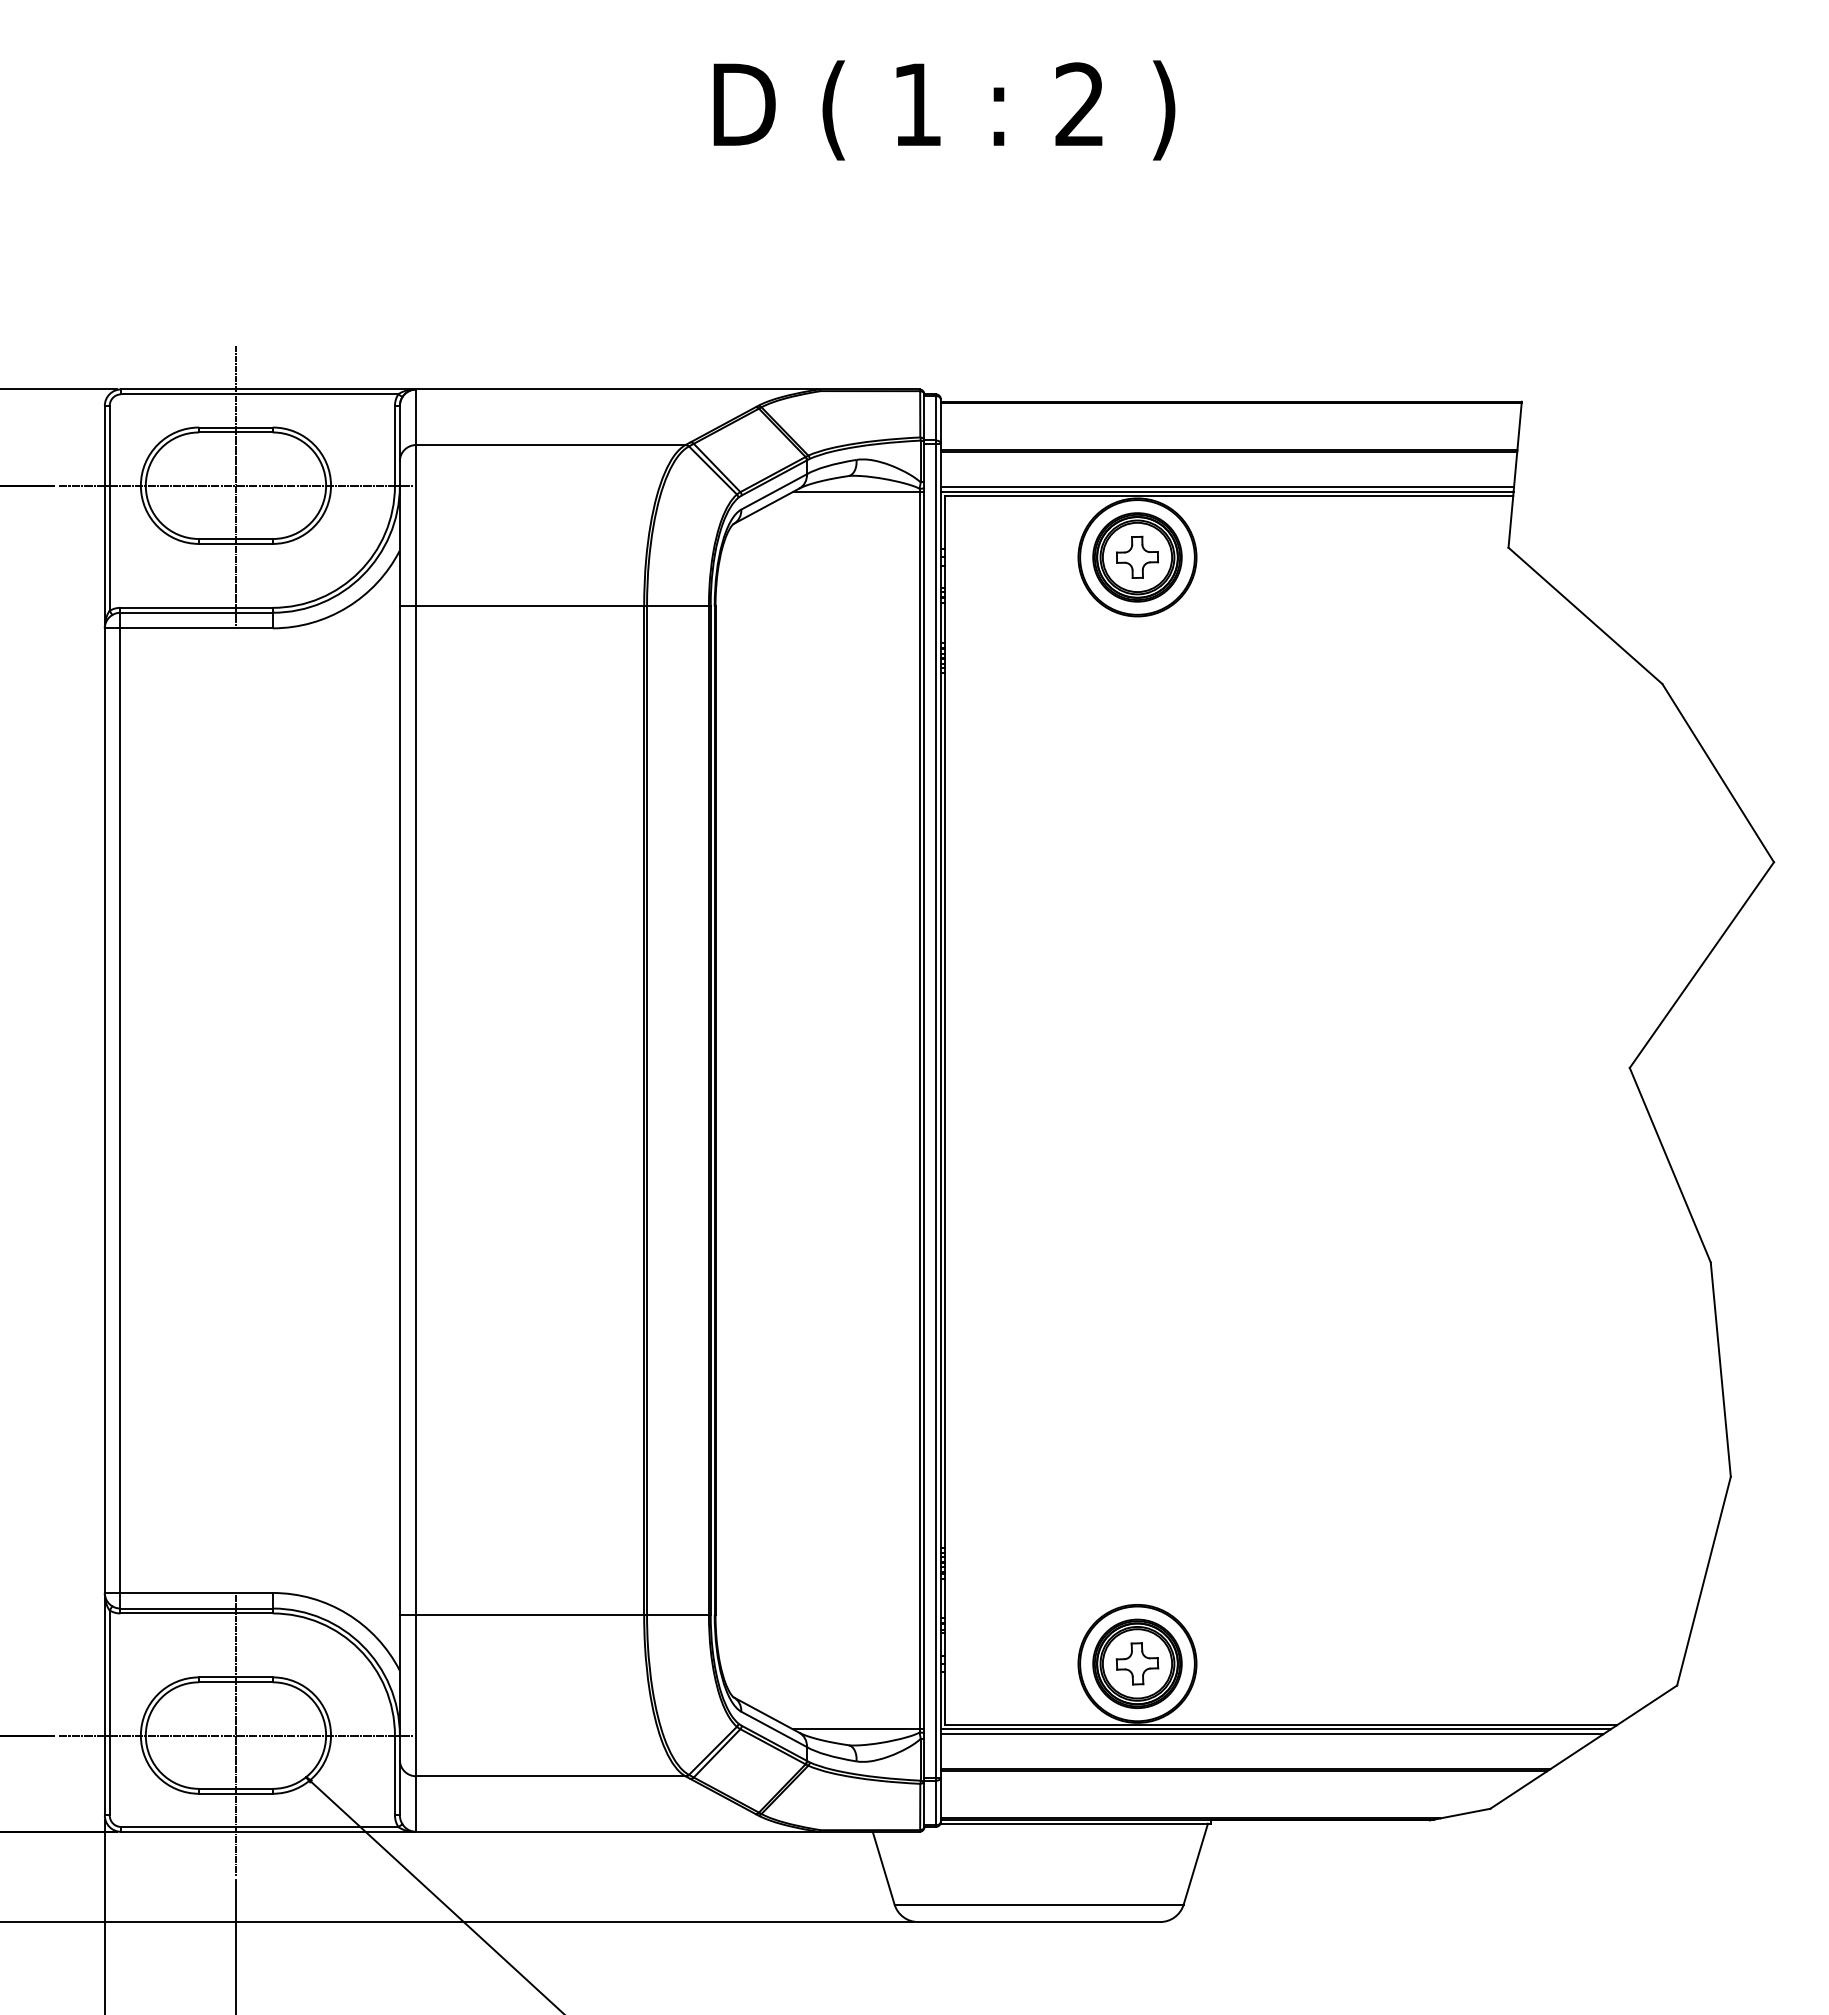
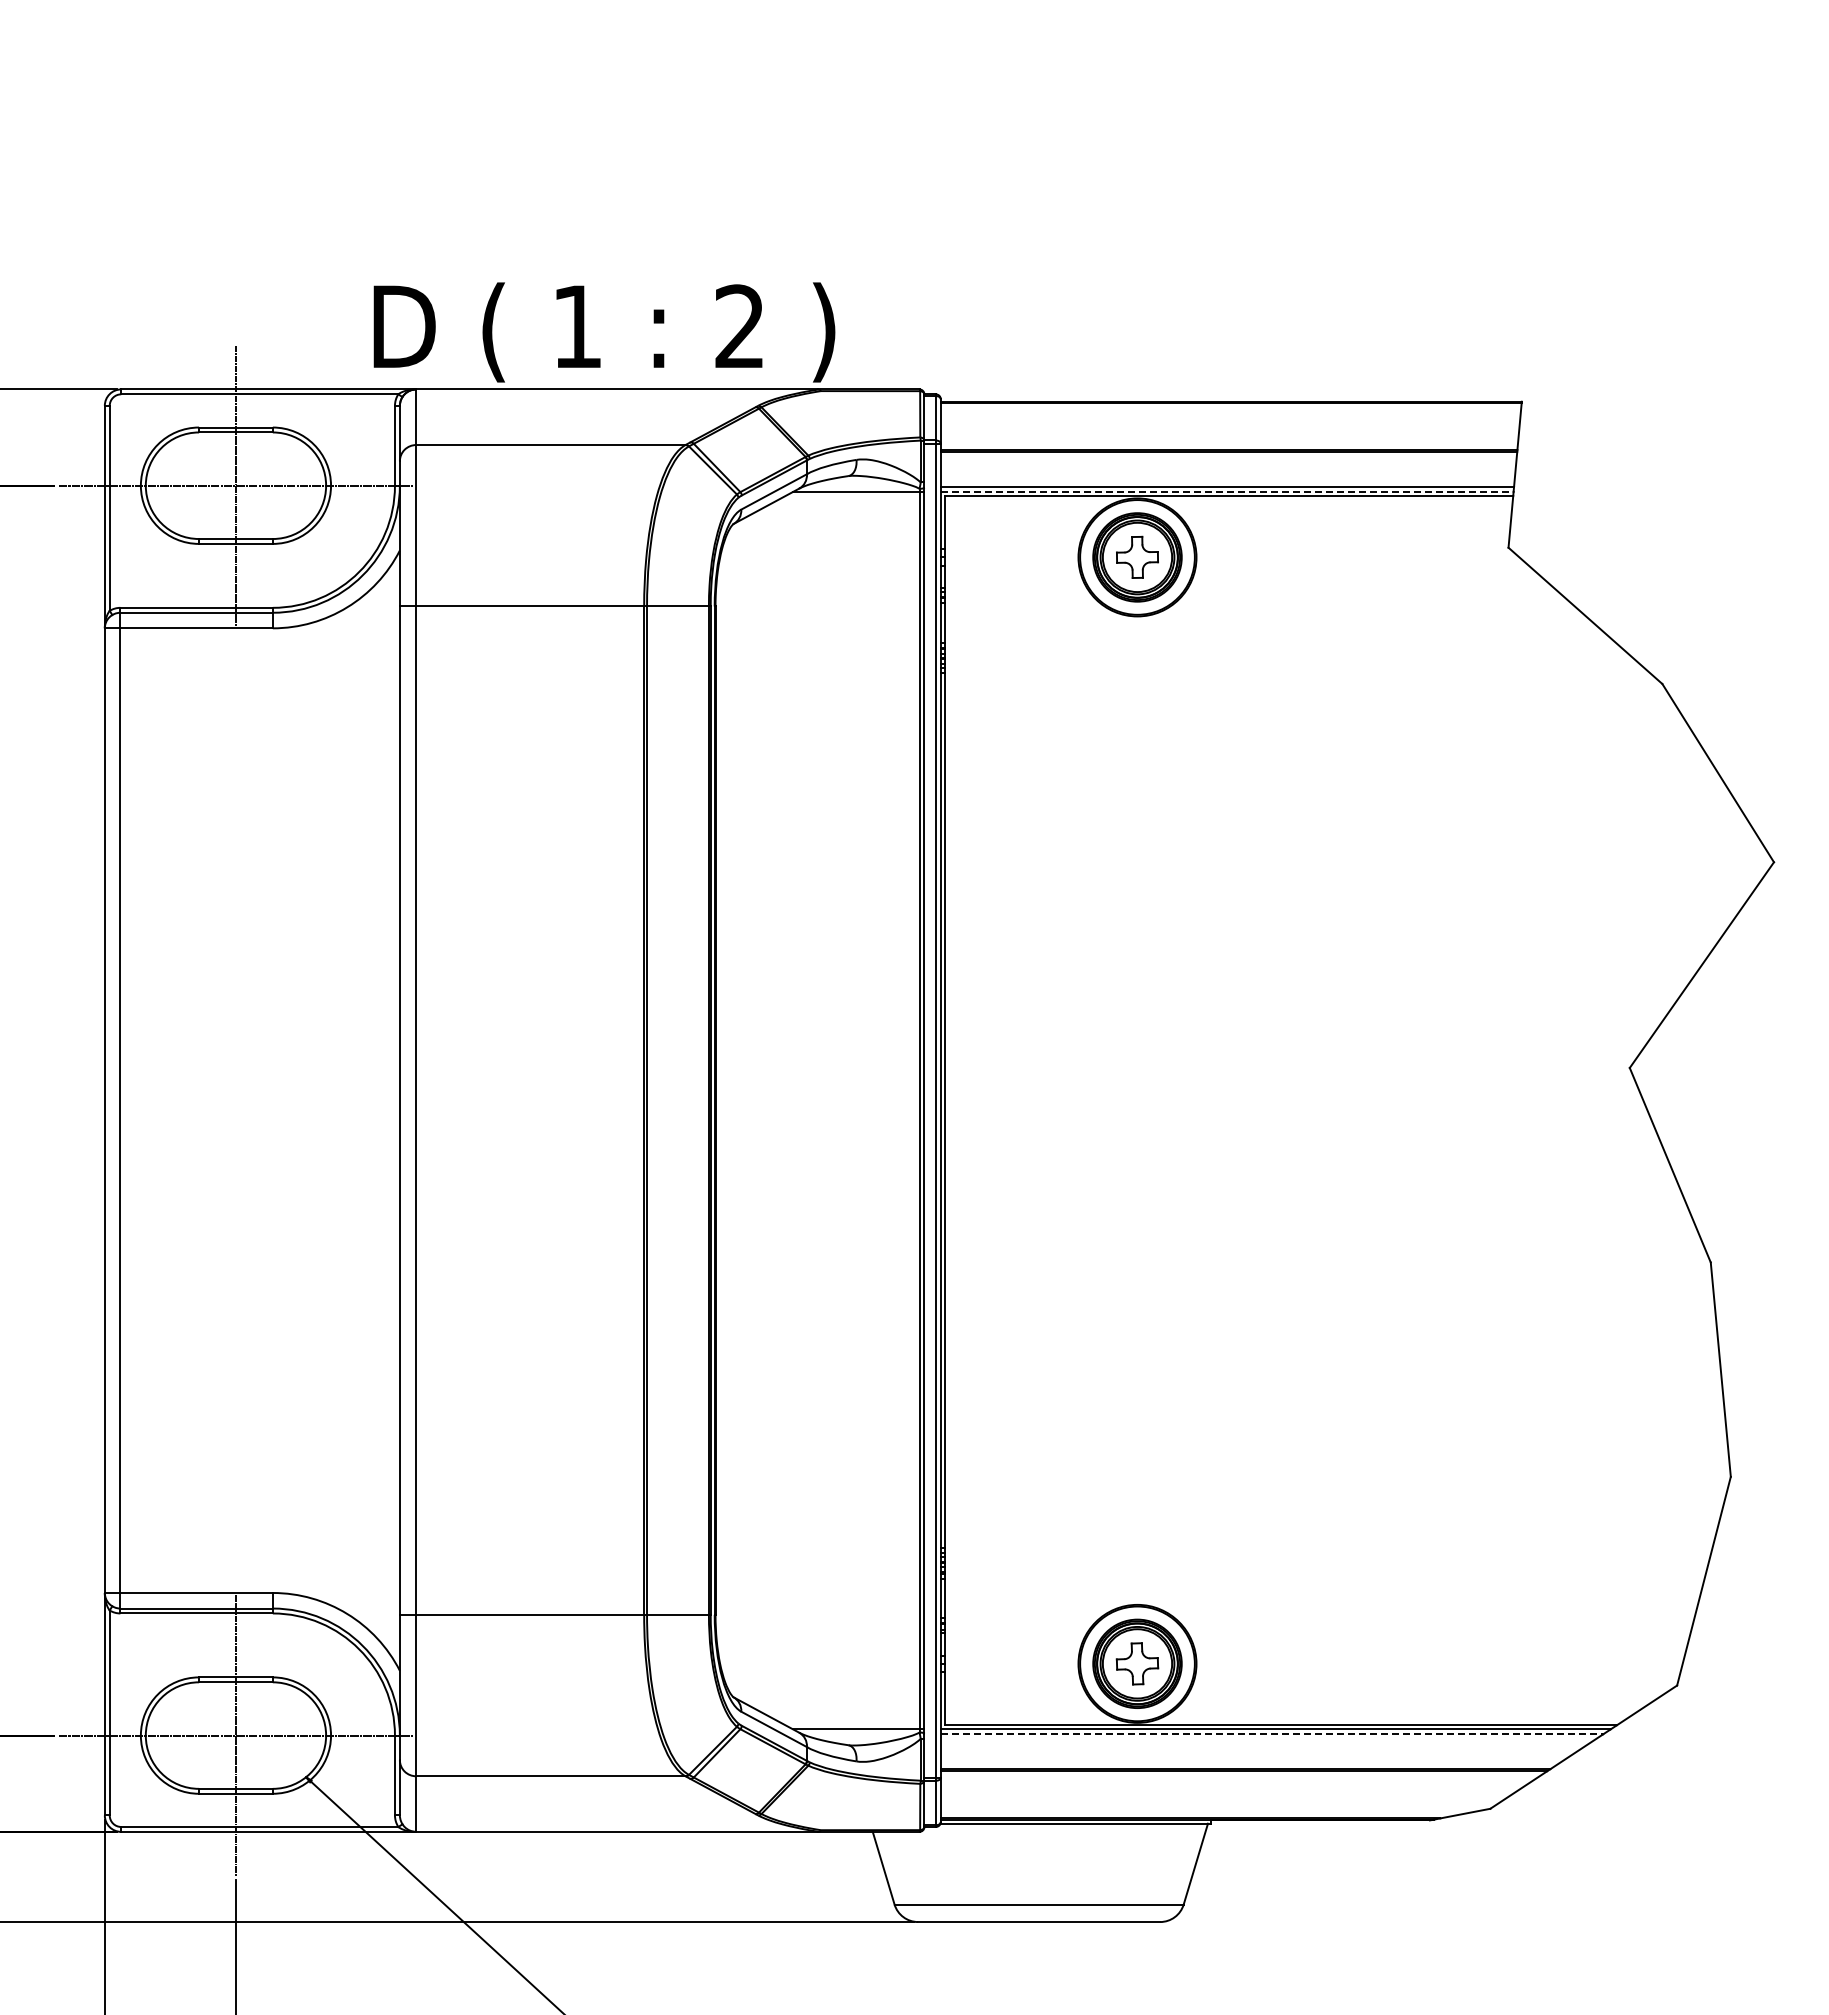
text position: (944, 110) -> (604, 332) (604, 332)
line: solid -> dashed (1227, 491)
line: solid -> dashed (1272, 1734)
